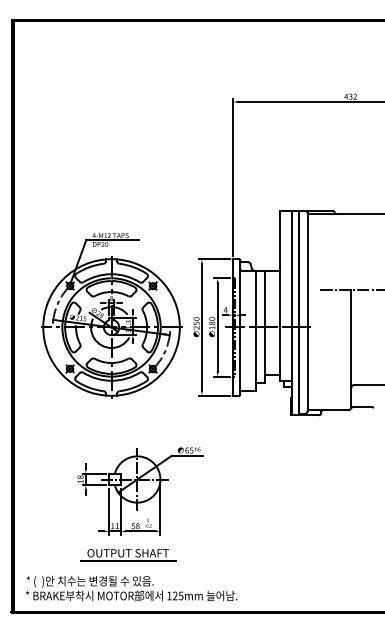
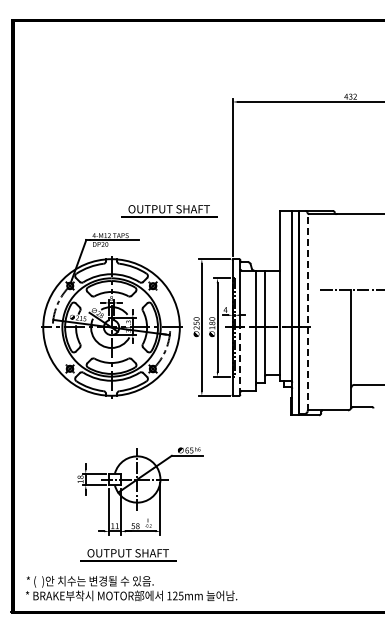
part: none -> present (169, 211)
line: solid -> dashed (307, 311)
line: solid -> dashed (240, 361)
